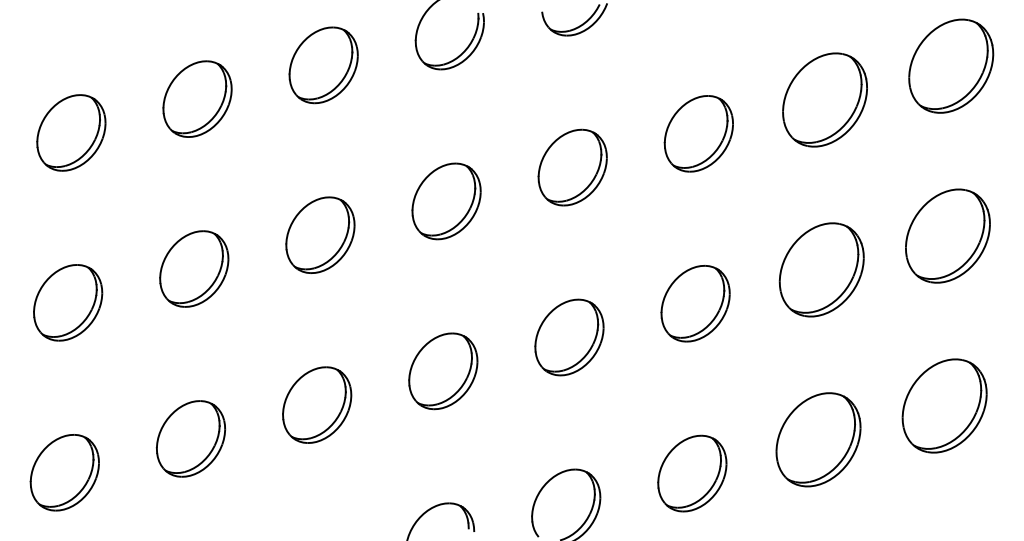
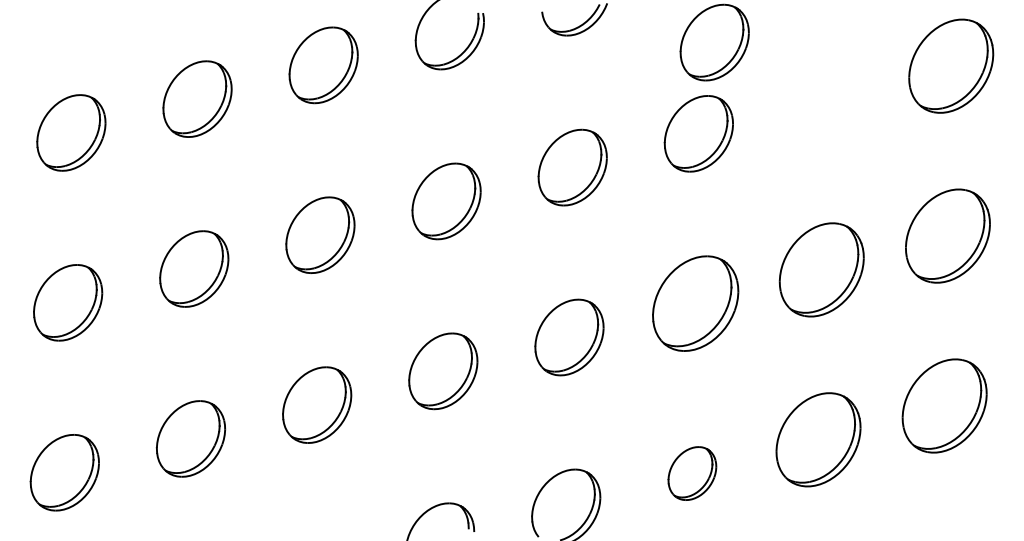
part: none -> present (714, 42)
part: present -> none (824, 99)
part size: 71x78 px -> 88x97 px (695, 303)
part size: 71x79 px -> 51x55 px (692, 473)
